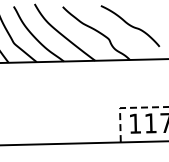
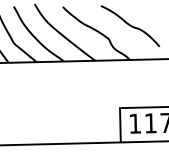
line: dashed -> solid (125, 107)
